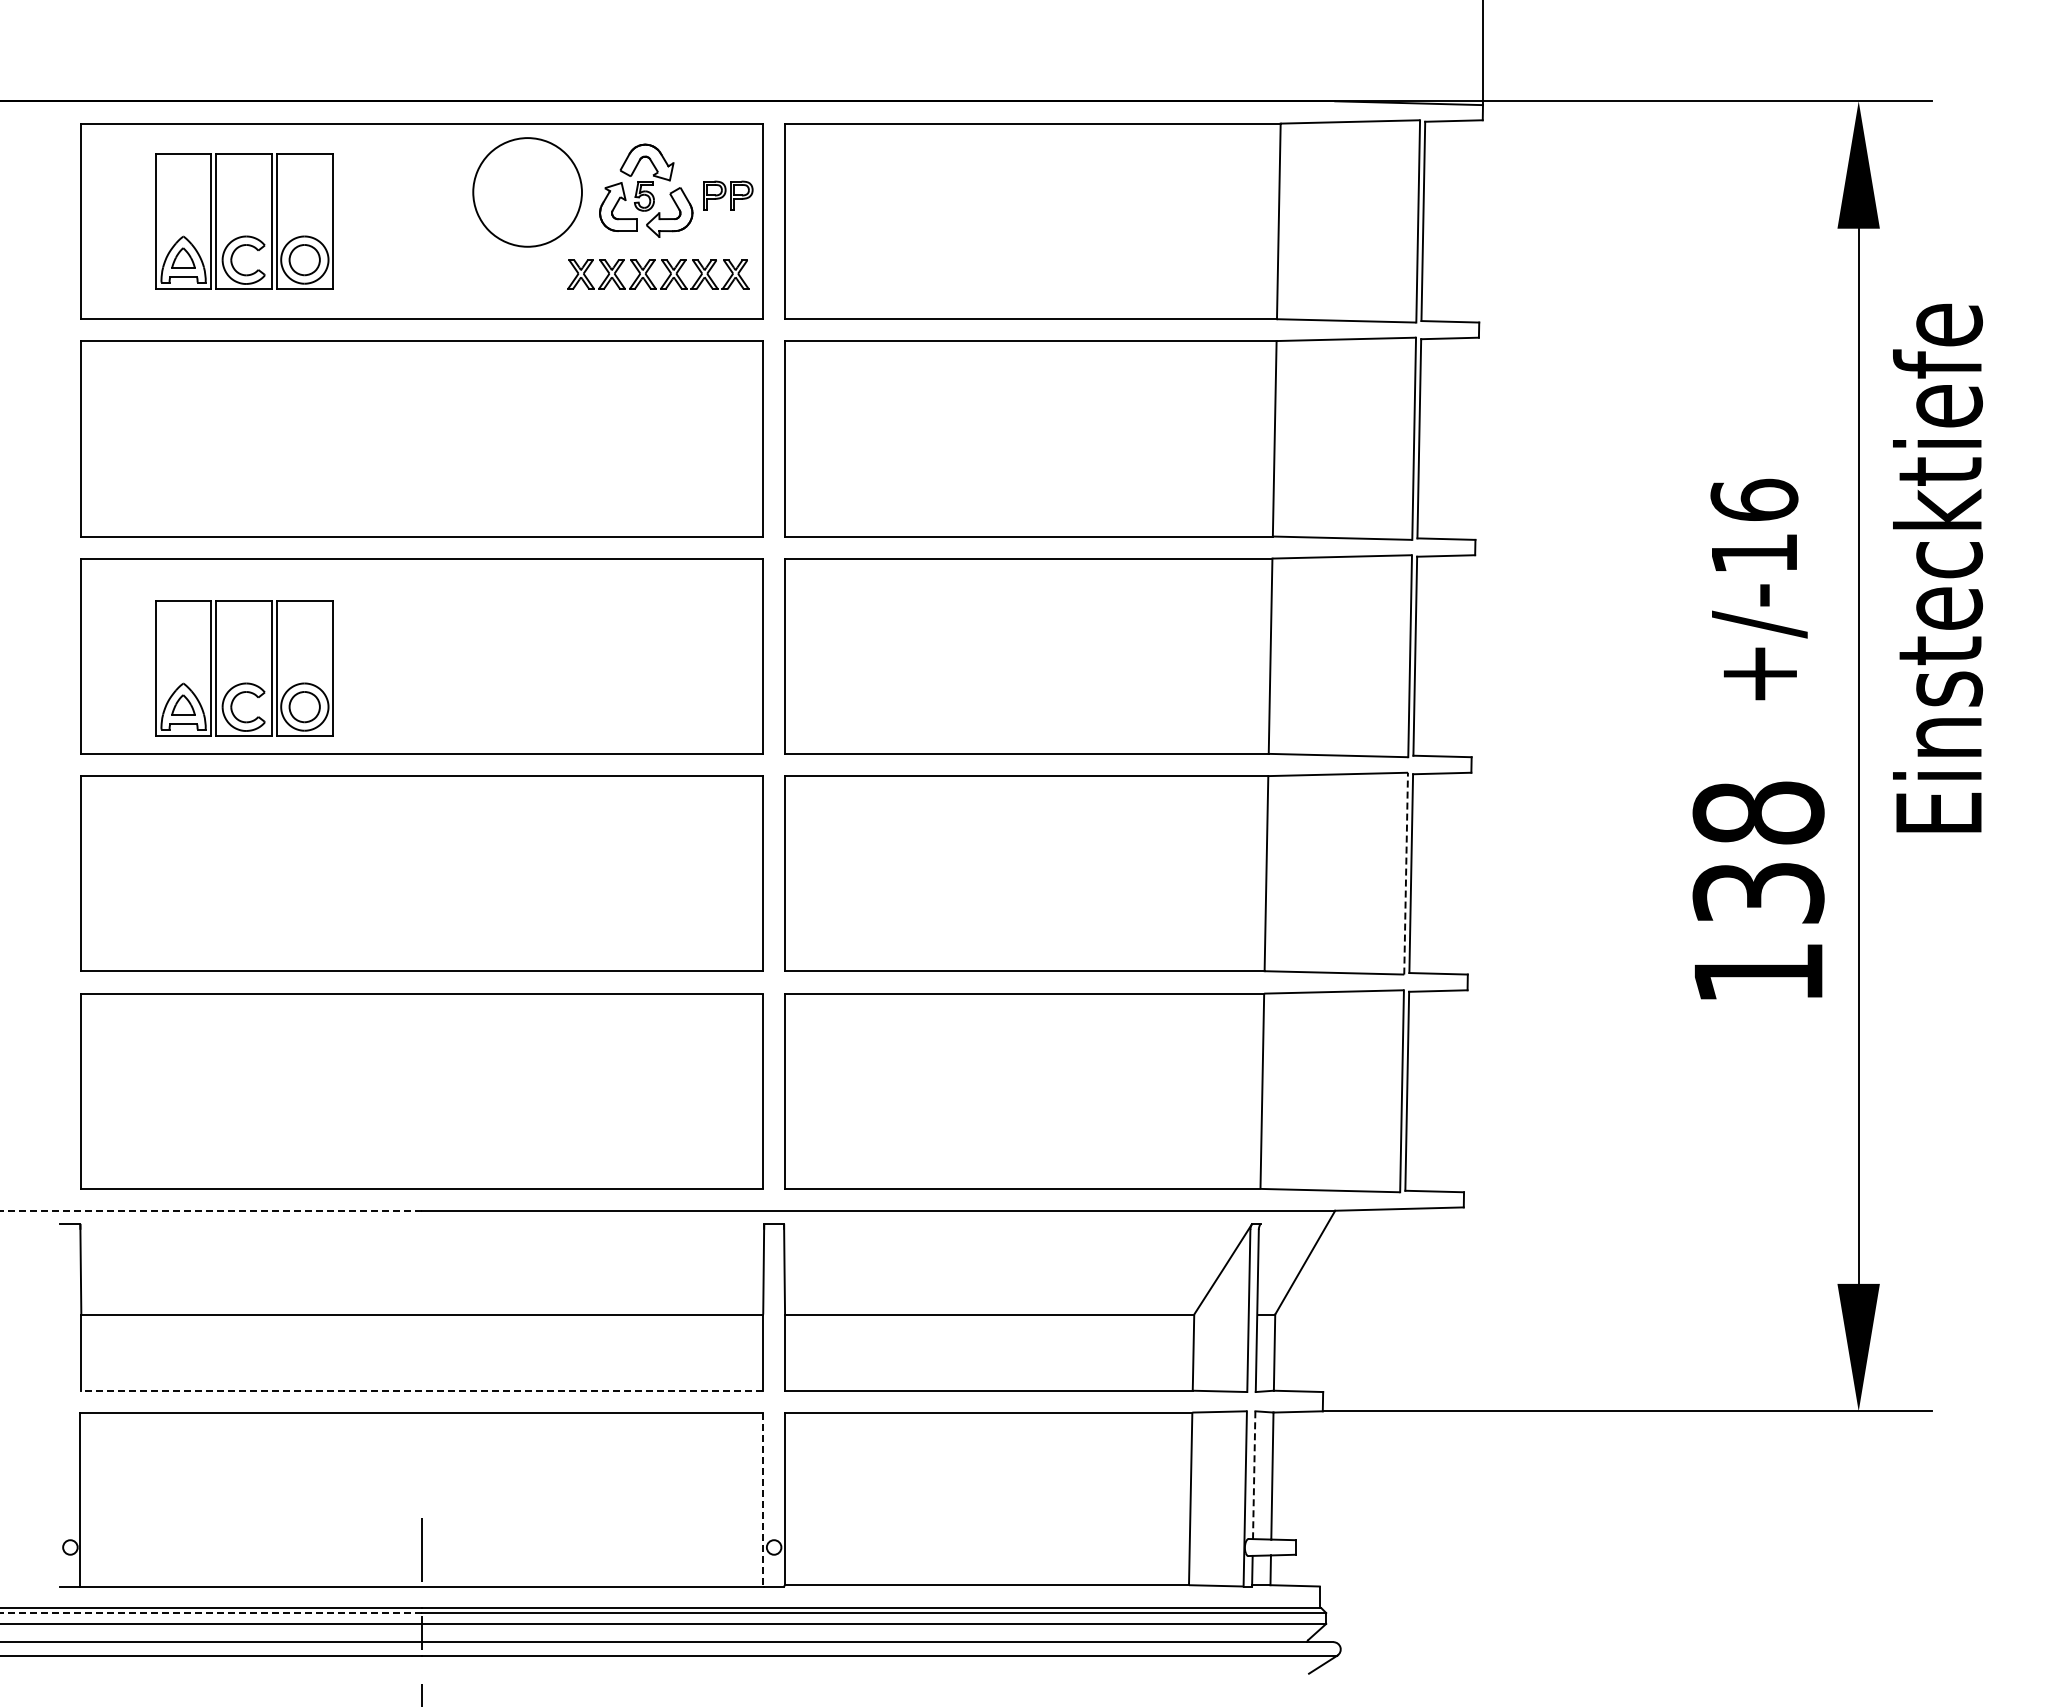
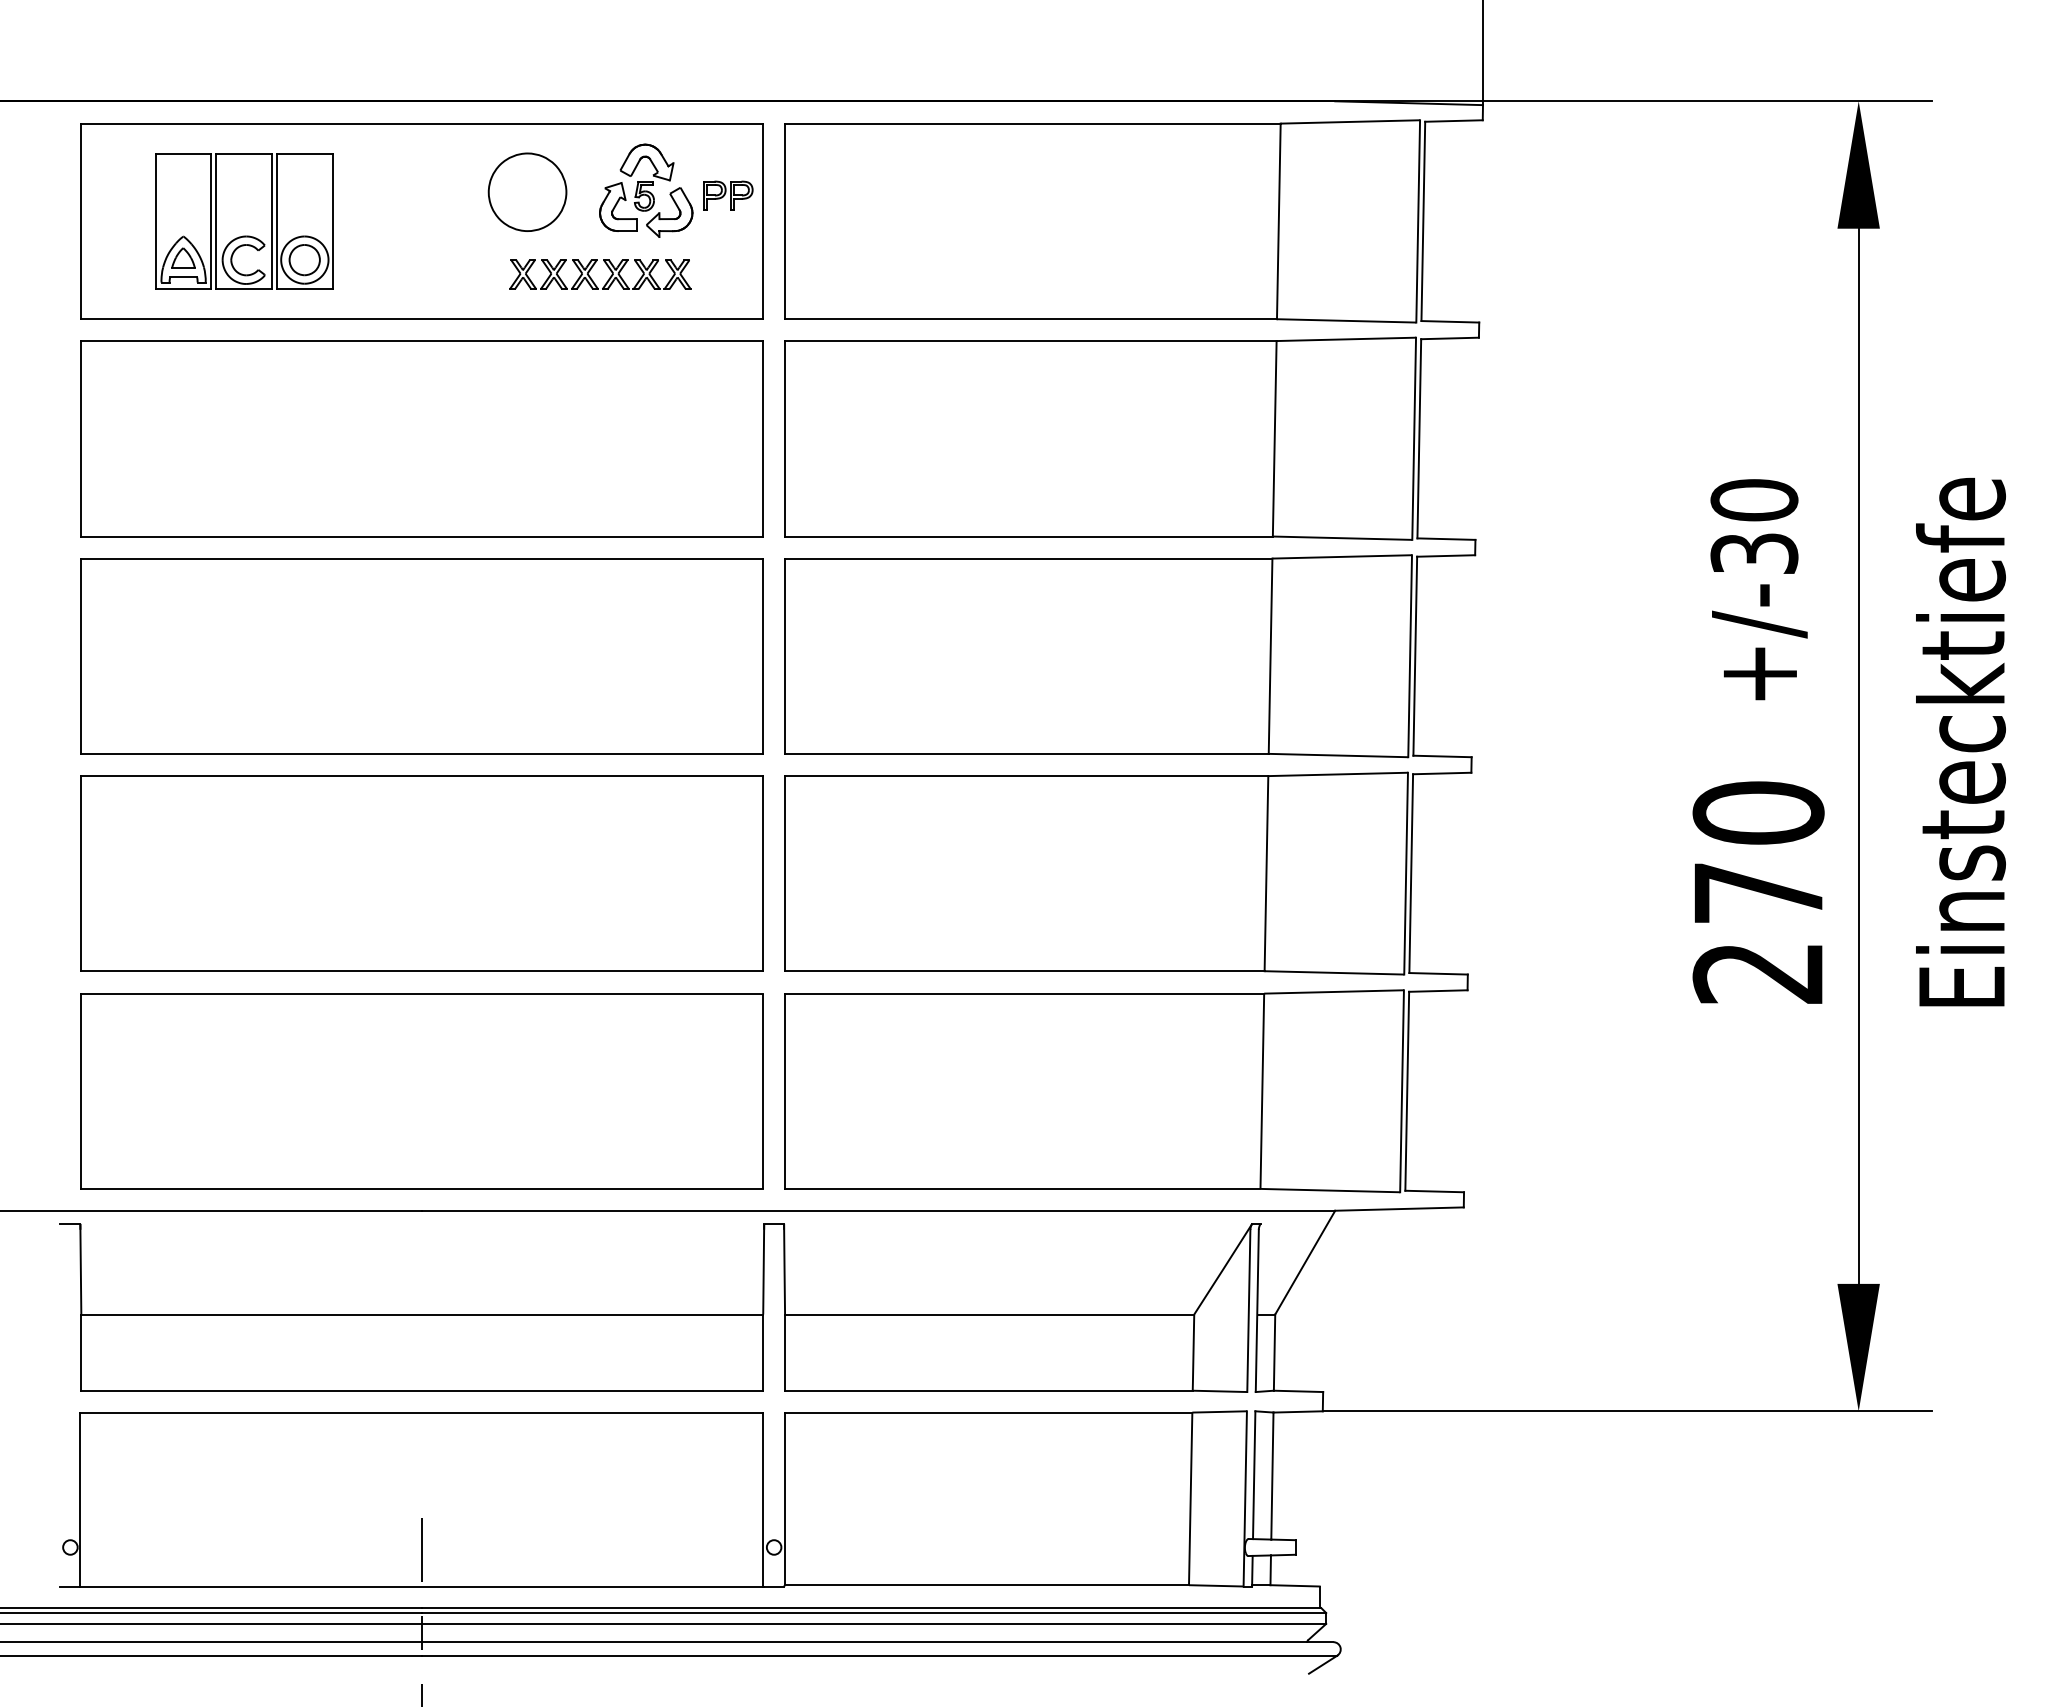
part size: 111x111 px -> 81x80 px (527, 191)
part position: (666, 278) -> (608, 278) (608, 278)
text: +/-16 -> +/-30 (1754, 525)
text position: (1937, 568) -> (1960, 742) (1960, 742)
part: present -> none (244, 668)
line: dashed -> solid (1406, 873)
text: 138 -> 270 (1758, 892)
line: dashed -> solid (211, 1210)
line: dashed -> solid (422, 1390)
line: dashed -> solid (1254, 1475)
line: dashed -> solid (763, 1499)
line: dashed -> solid (211, 1613)
